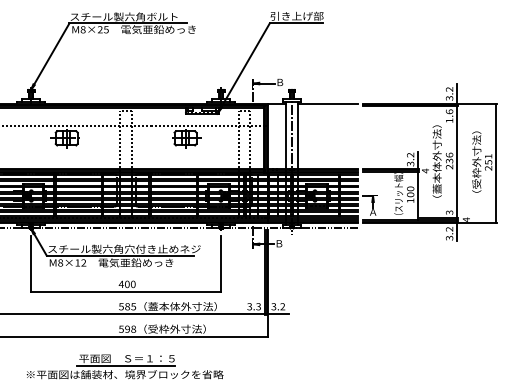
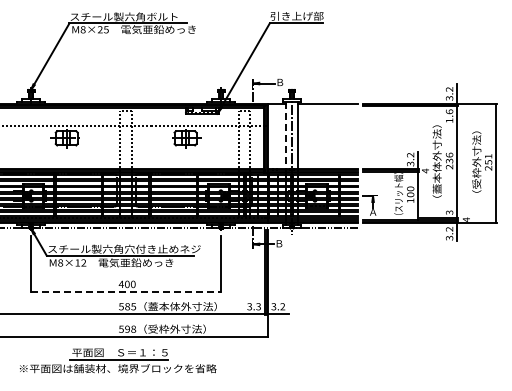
line: solid -> dashed (286, 135)
line: solid -> dashed (126, 291)
part position: (124, 366) -> (117, 360) (117, 360)
